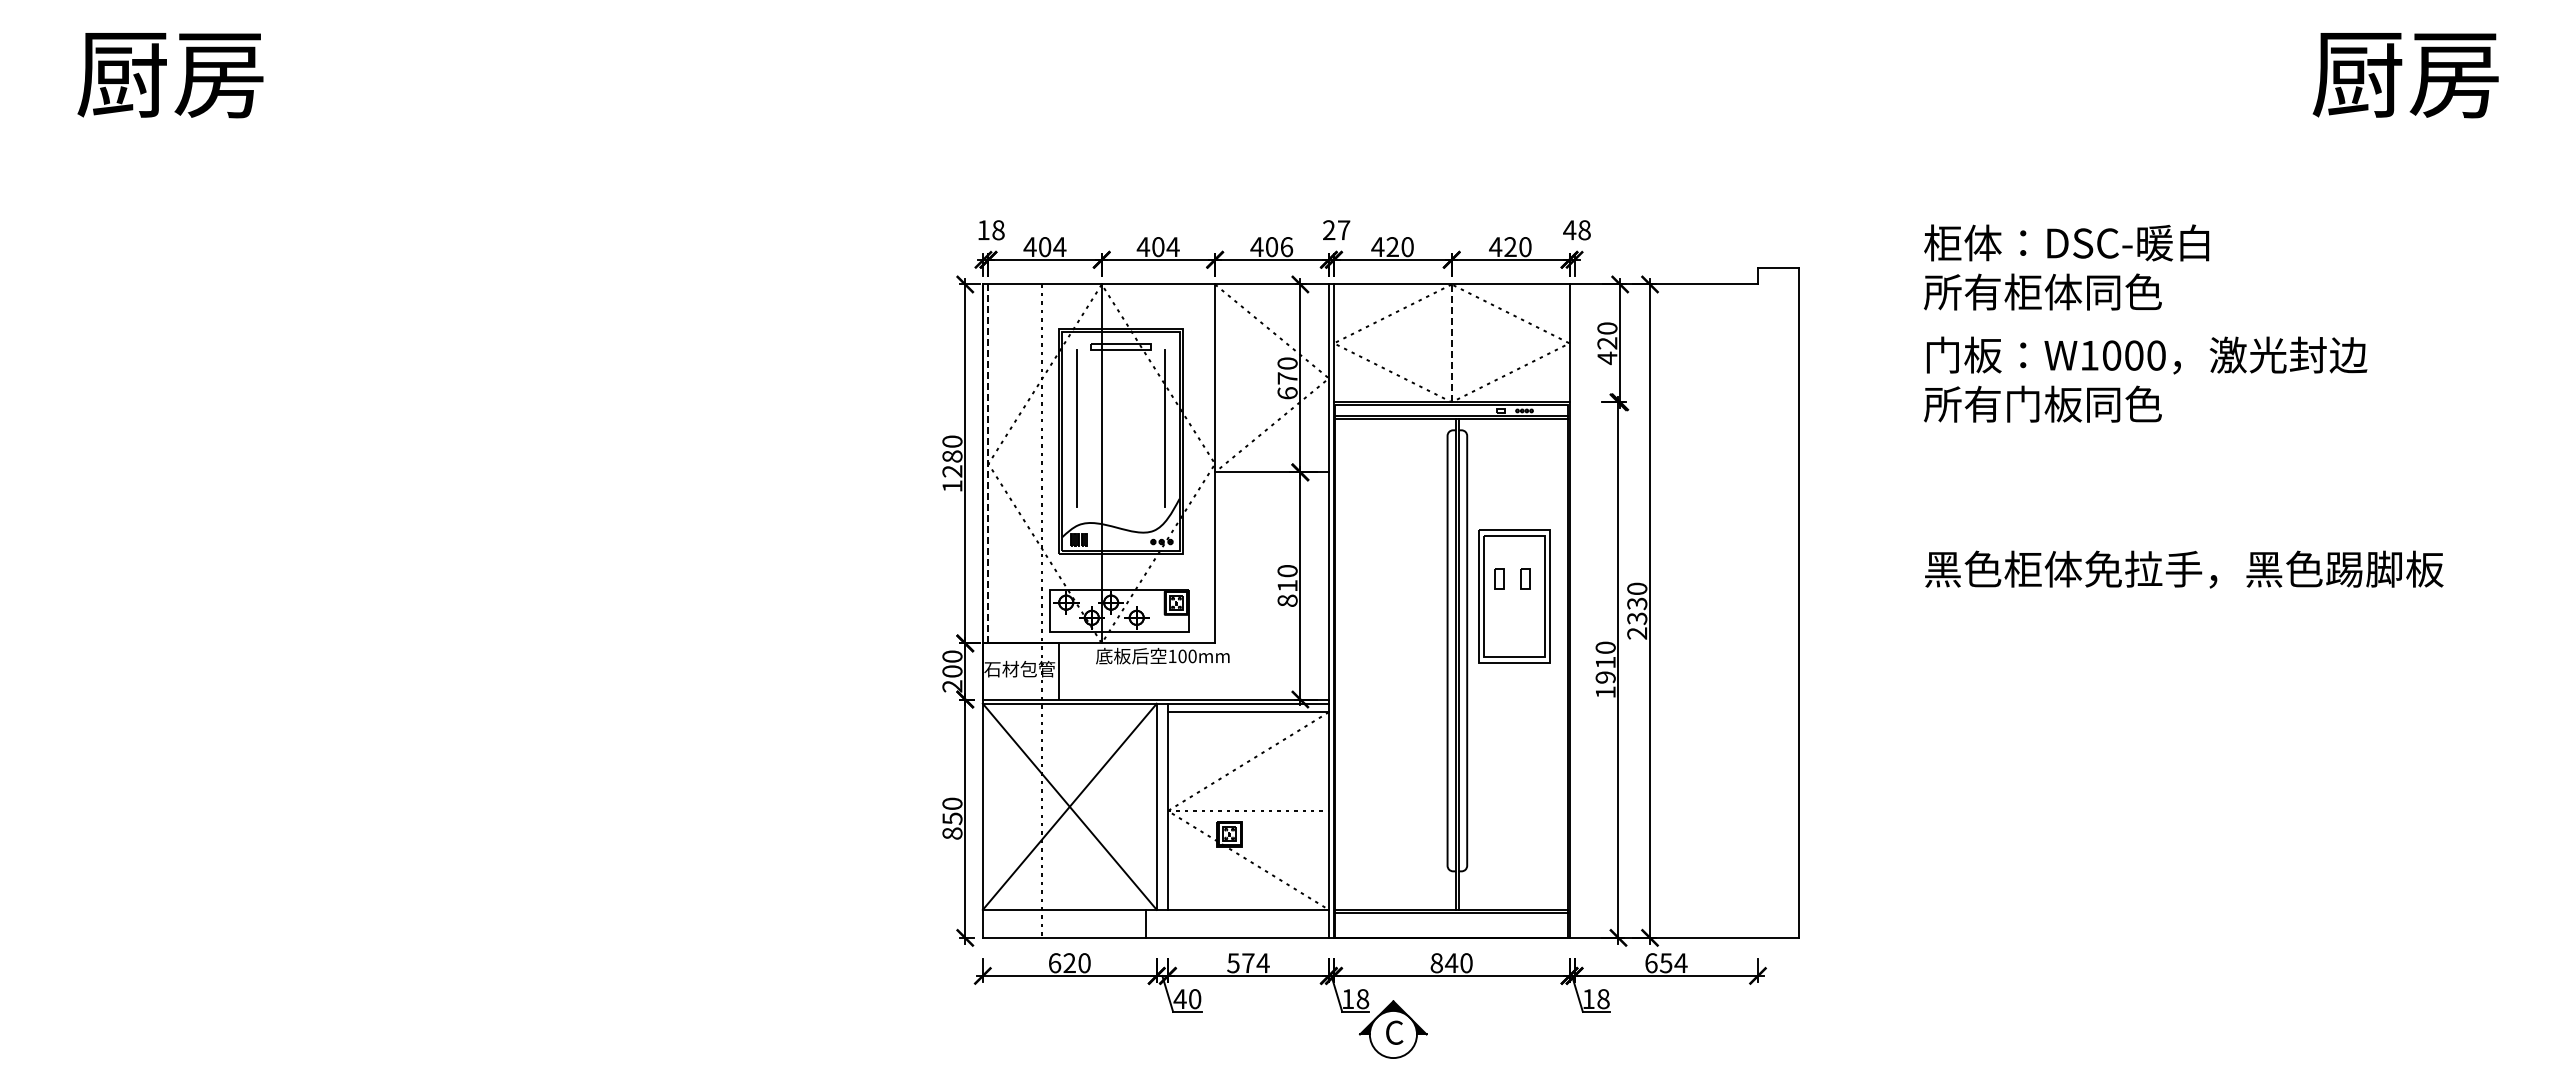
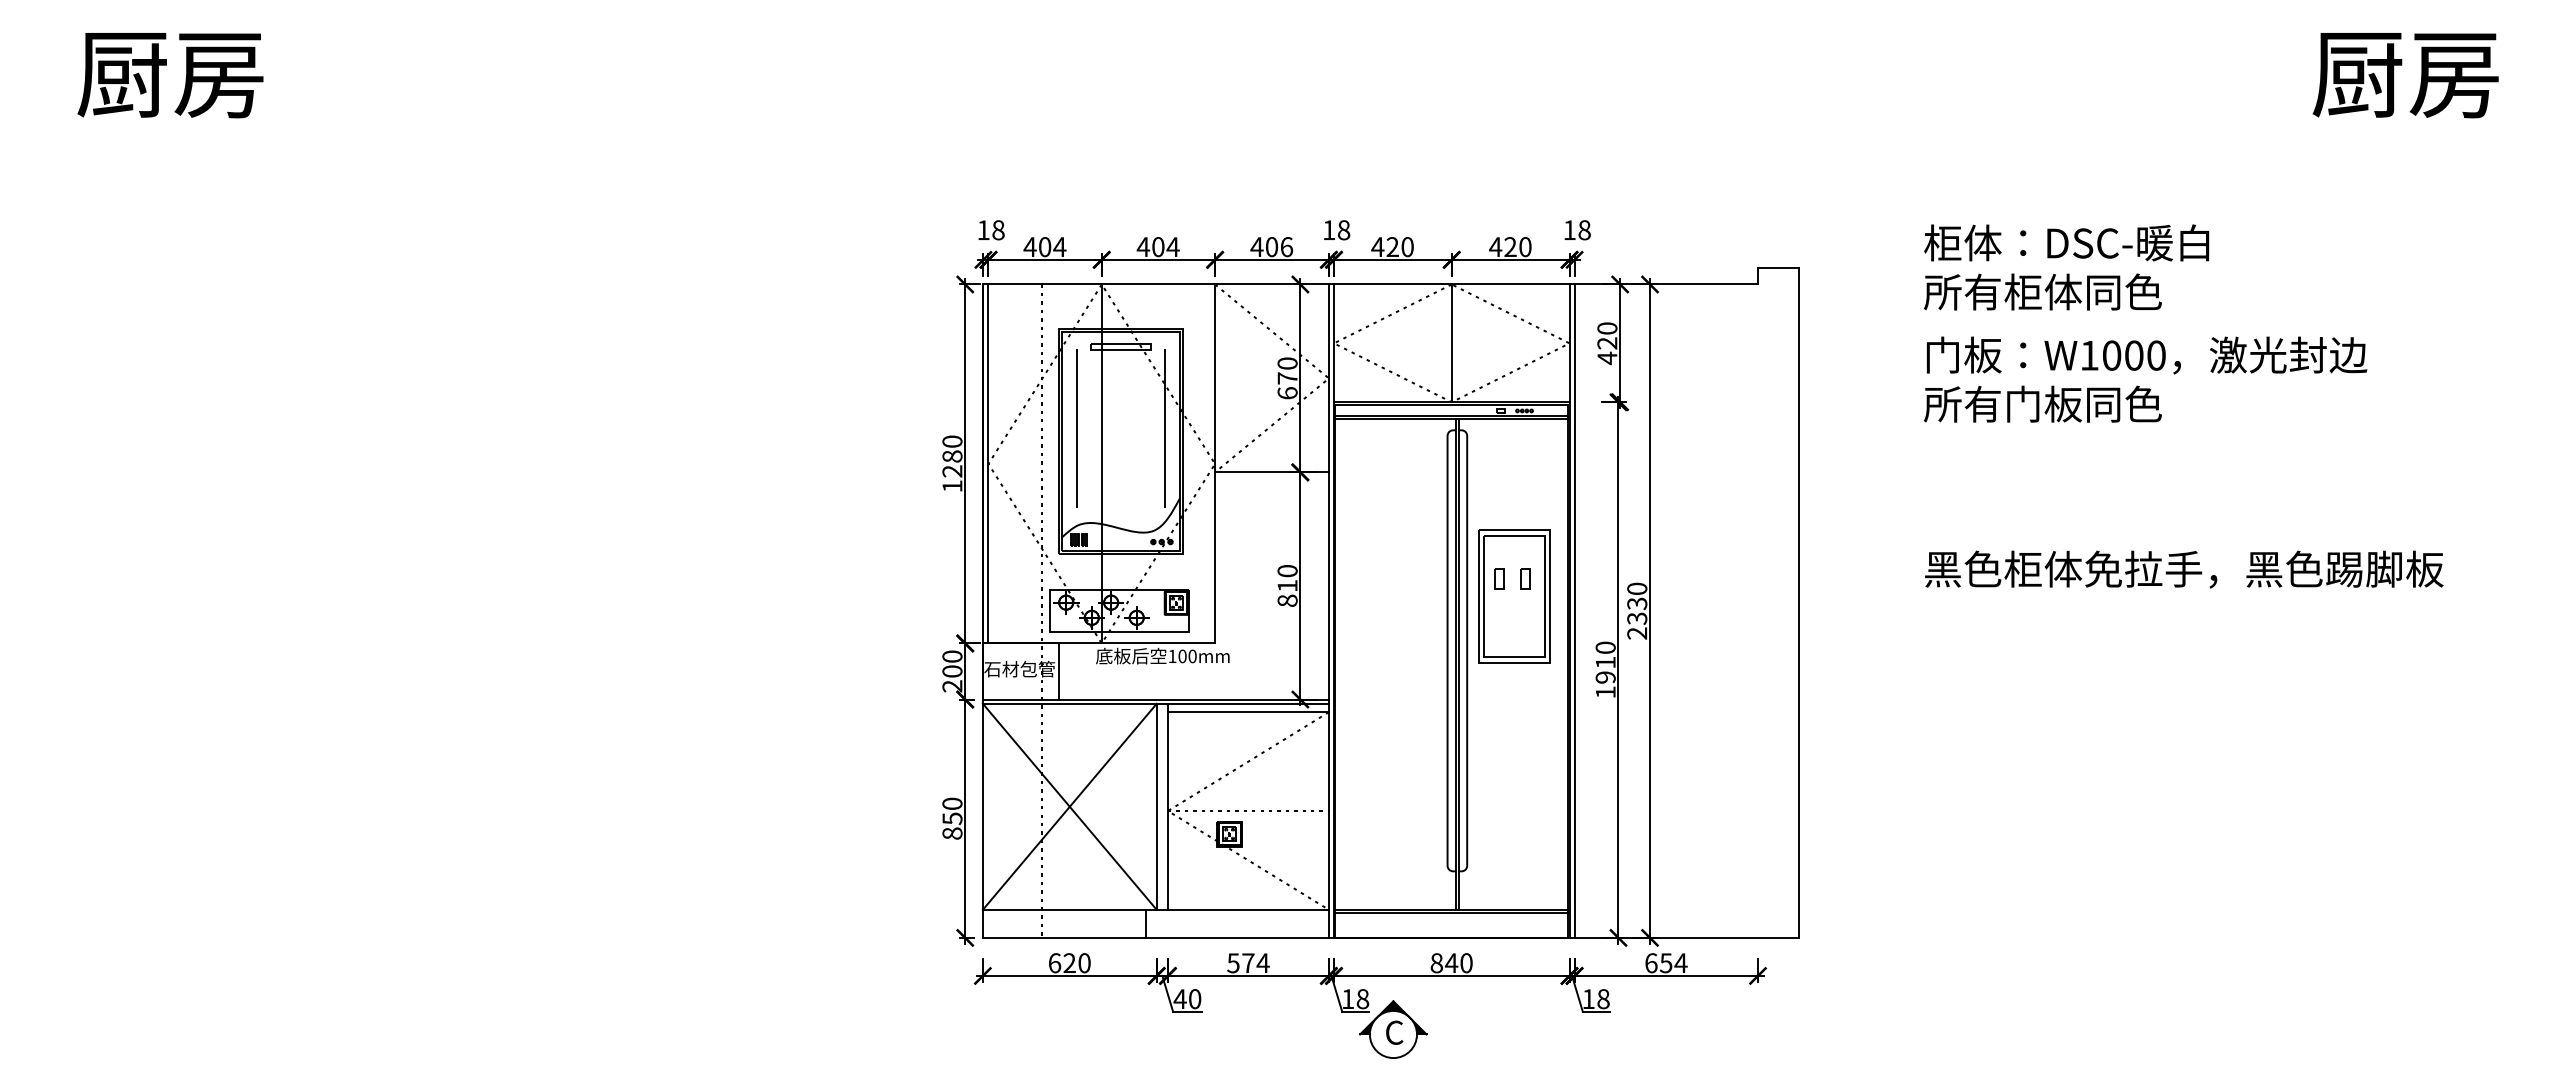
text: 27 -> 18 (1336, 230)
text: 48 -> 18 (1569, 230)
line: dashed -> solid (1451, 343)
line: dashed -> solid (988, 464)
line: none -> present (1574, 610)
